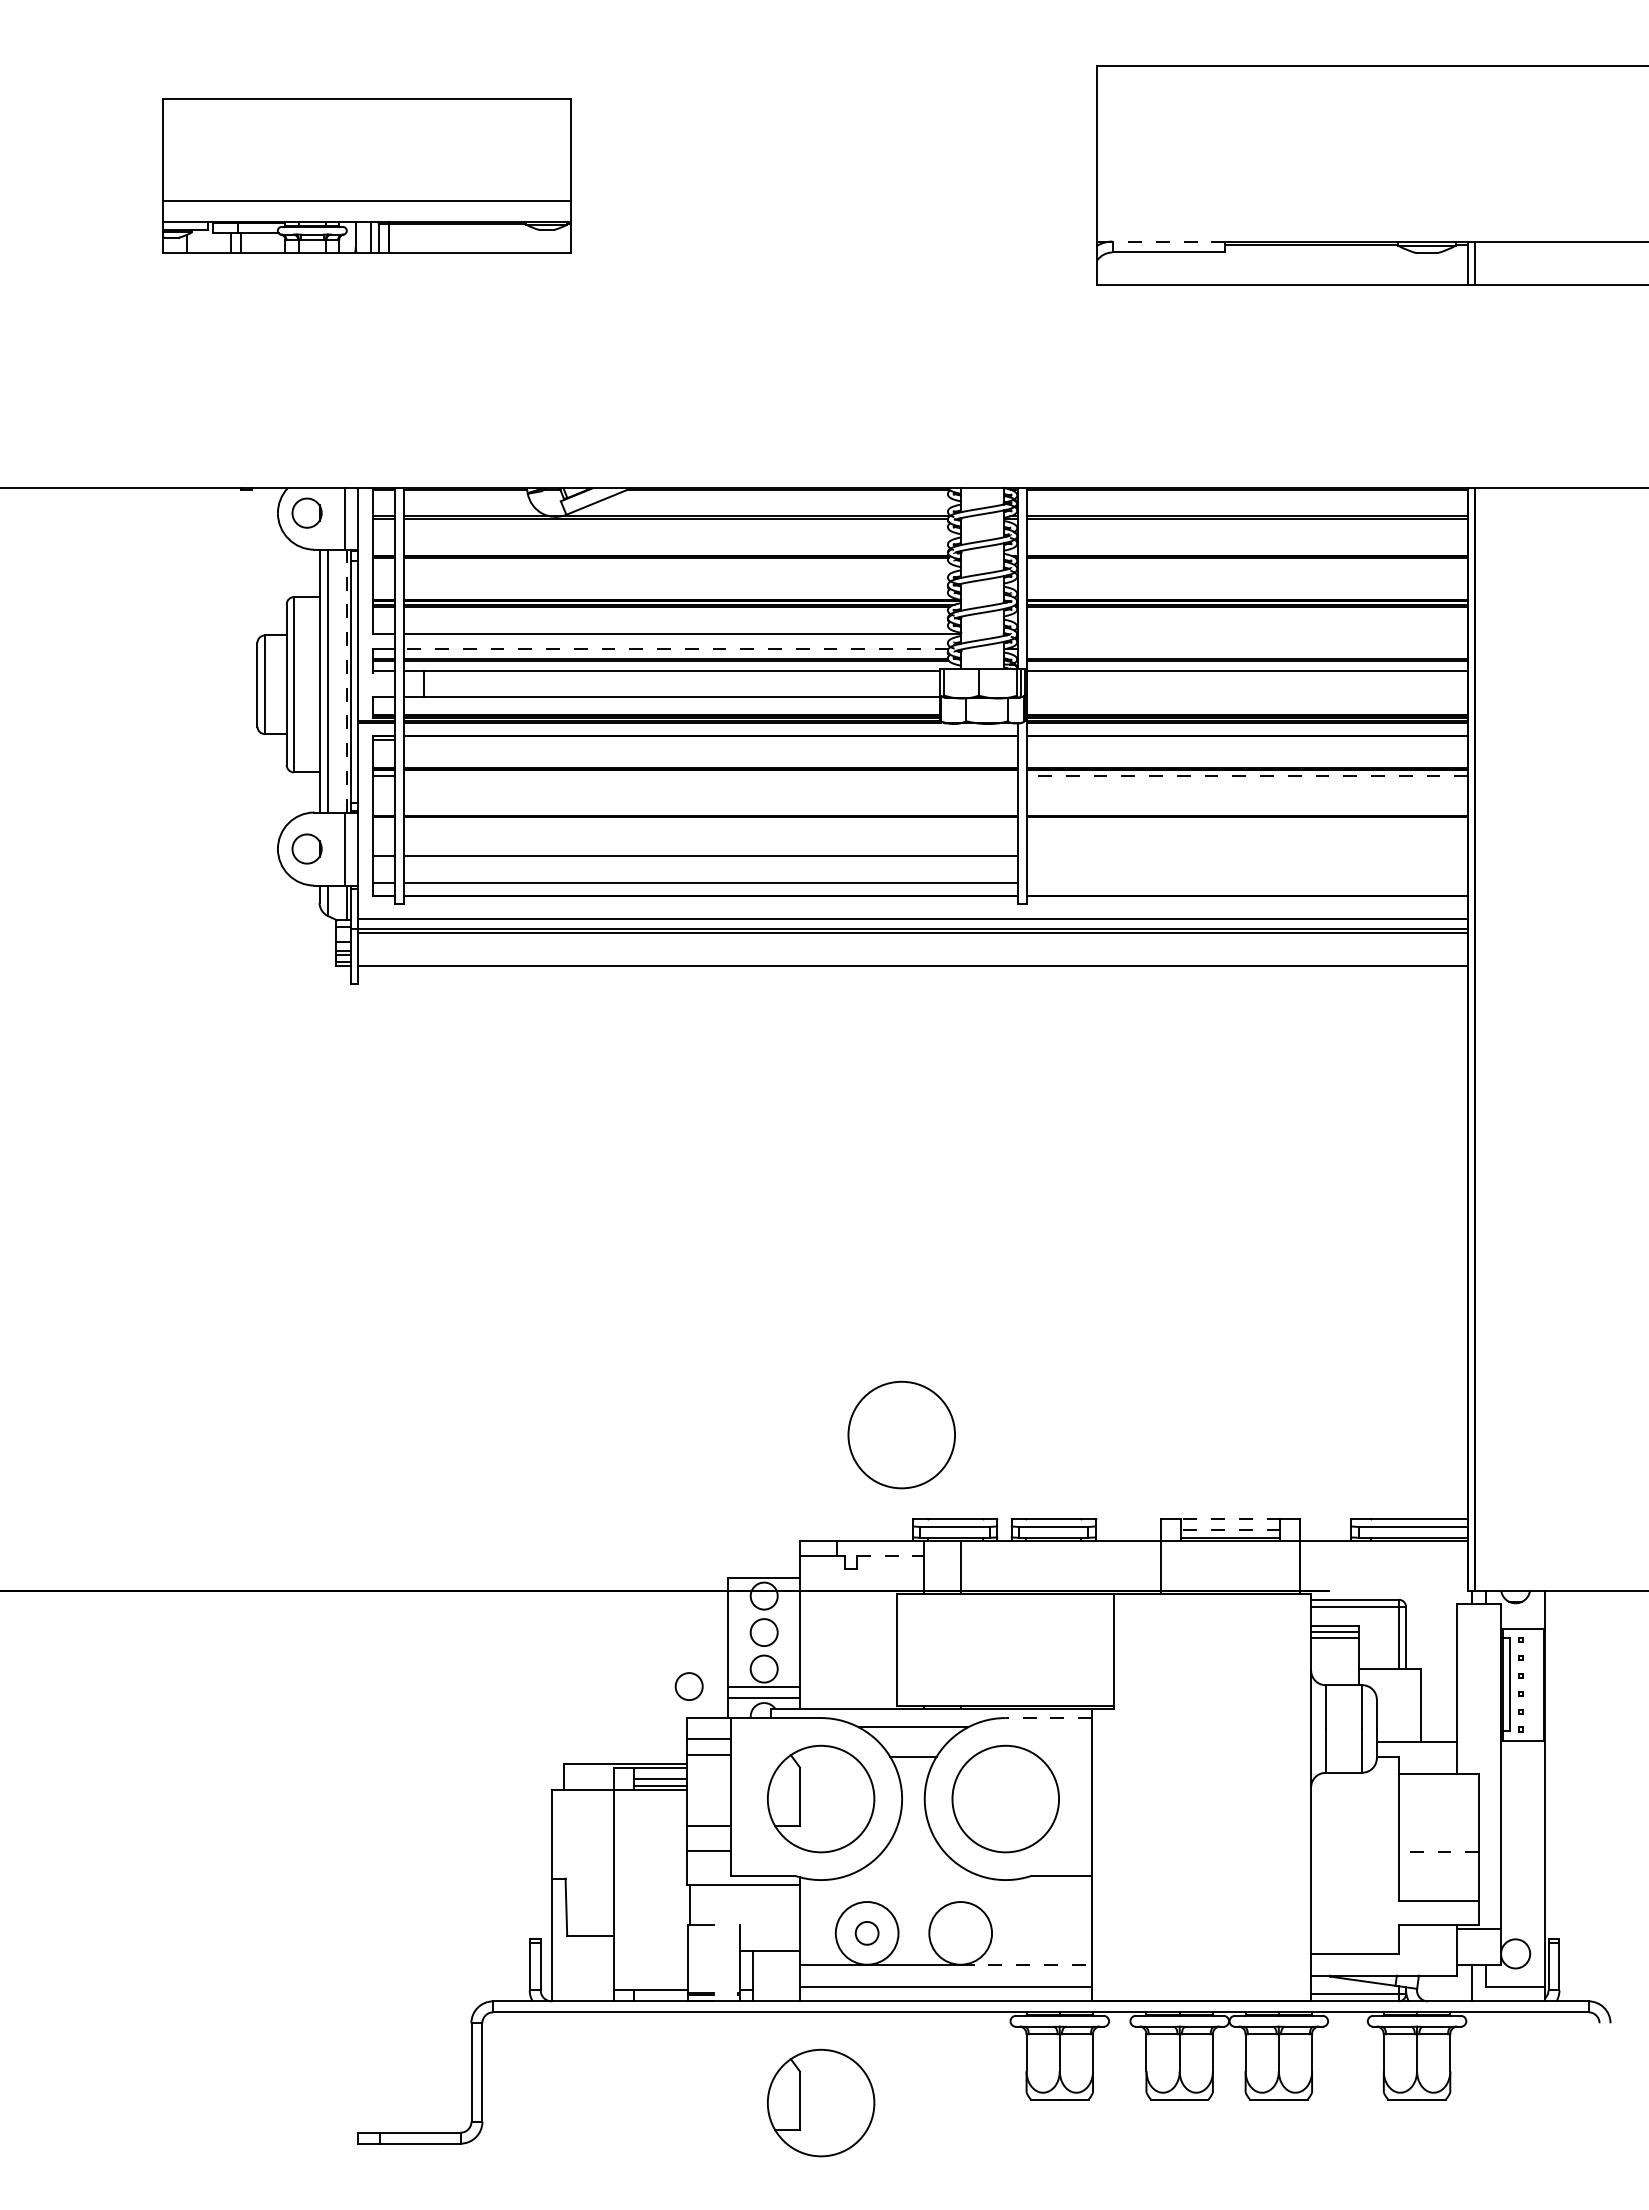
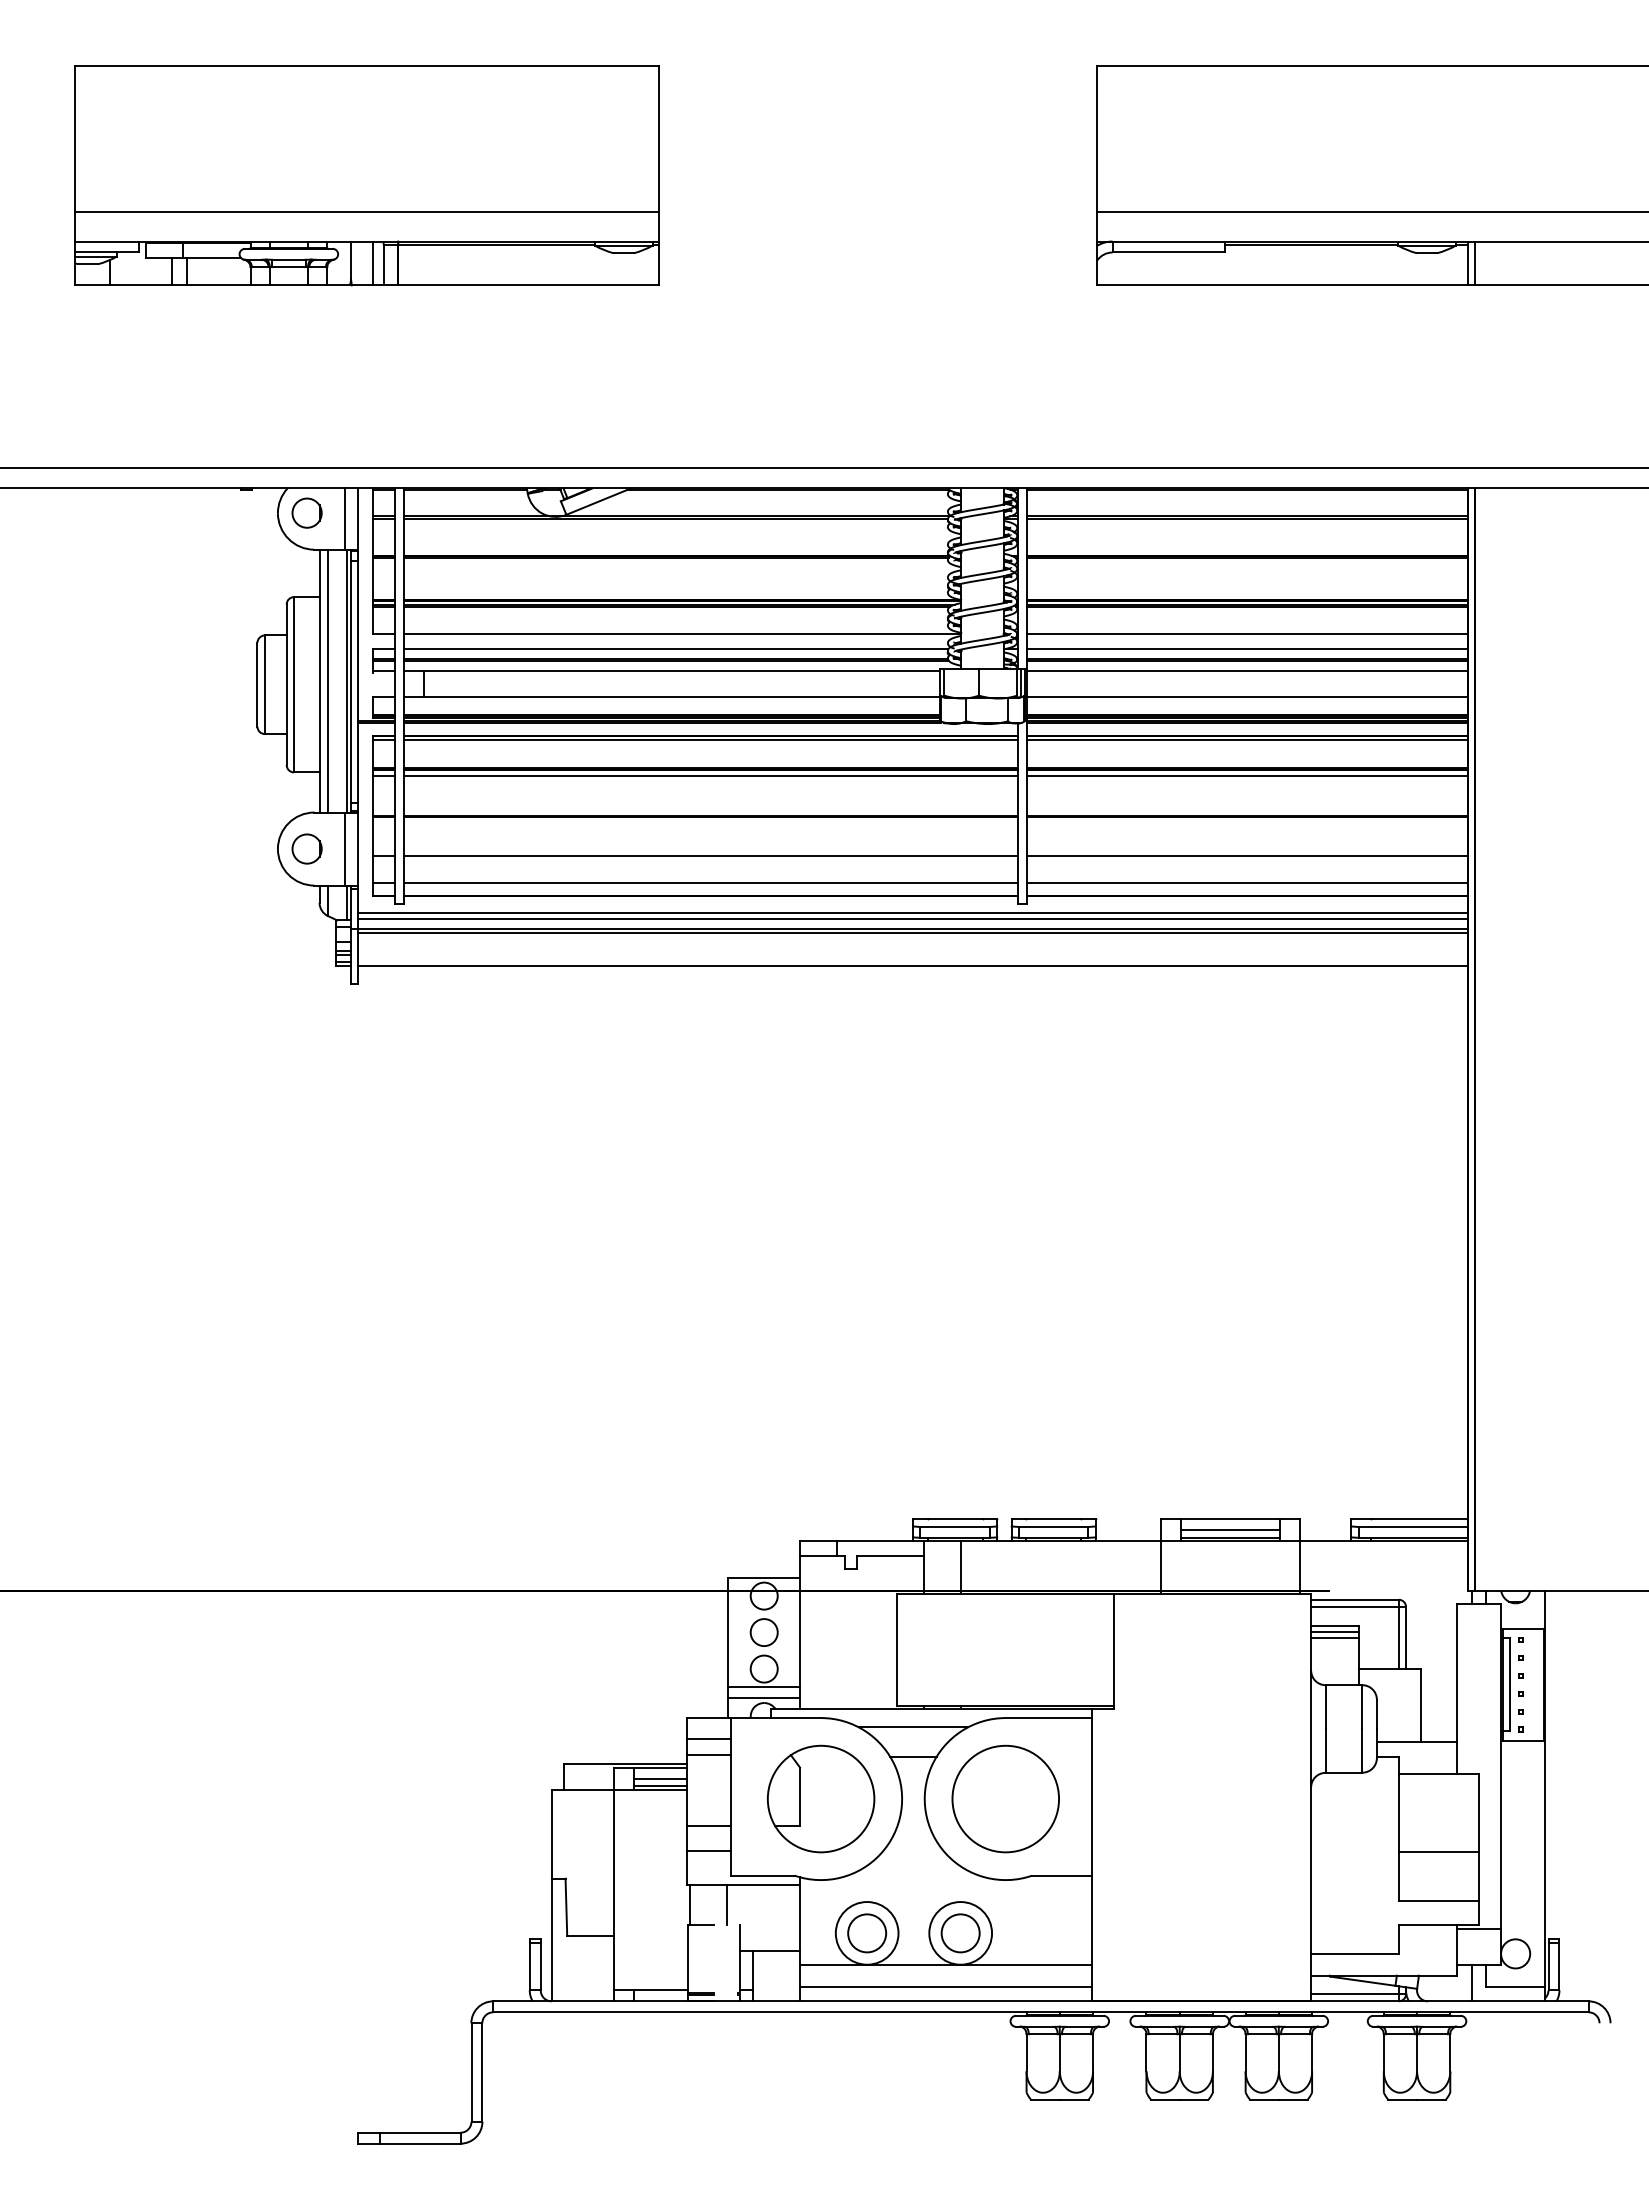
part size: 410x156 px -> 586x222 px (366, 175)
line: none -> present (1371, 212)
line: dashed -> solid (1168, 241)
line: none -> present (823, 467)
line: none -> present (1247, 633)
line: dashed -> solid (675, 649)
line: none -> present (1247, 649)
line: dashed -> solid (346, 680)
line: none -> present (1247, 696)
line: none -> present (710, 739)
line: none -> present (1247, 739)
line: none -> present (710, 775)
line: dashed -> solid (1247, 775)
line: none -> present (1247, 855)
line: none -> present (1247, 883)
line: none -> present (913, 912)
circle: present -> none (901, 1434)
line: dashed -> solid (1230, 1519)
line: dashed -> solid (1230, 1530)
line: dashed -> solid (890, 1555)
circle: present -> none (688, 1686)
line: dashed -> solid (1048, 1718)
line: dashed -> solid (1438, 1852)
line: none -> present (727, 1904)
circle diameter: 23 px -> 38 px (867, 1933)
circle: none -> present (960, 1933)
line: dashed -> solid (1026, 1964)
part: present -> none (821, 2102)
